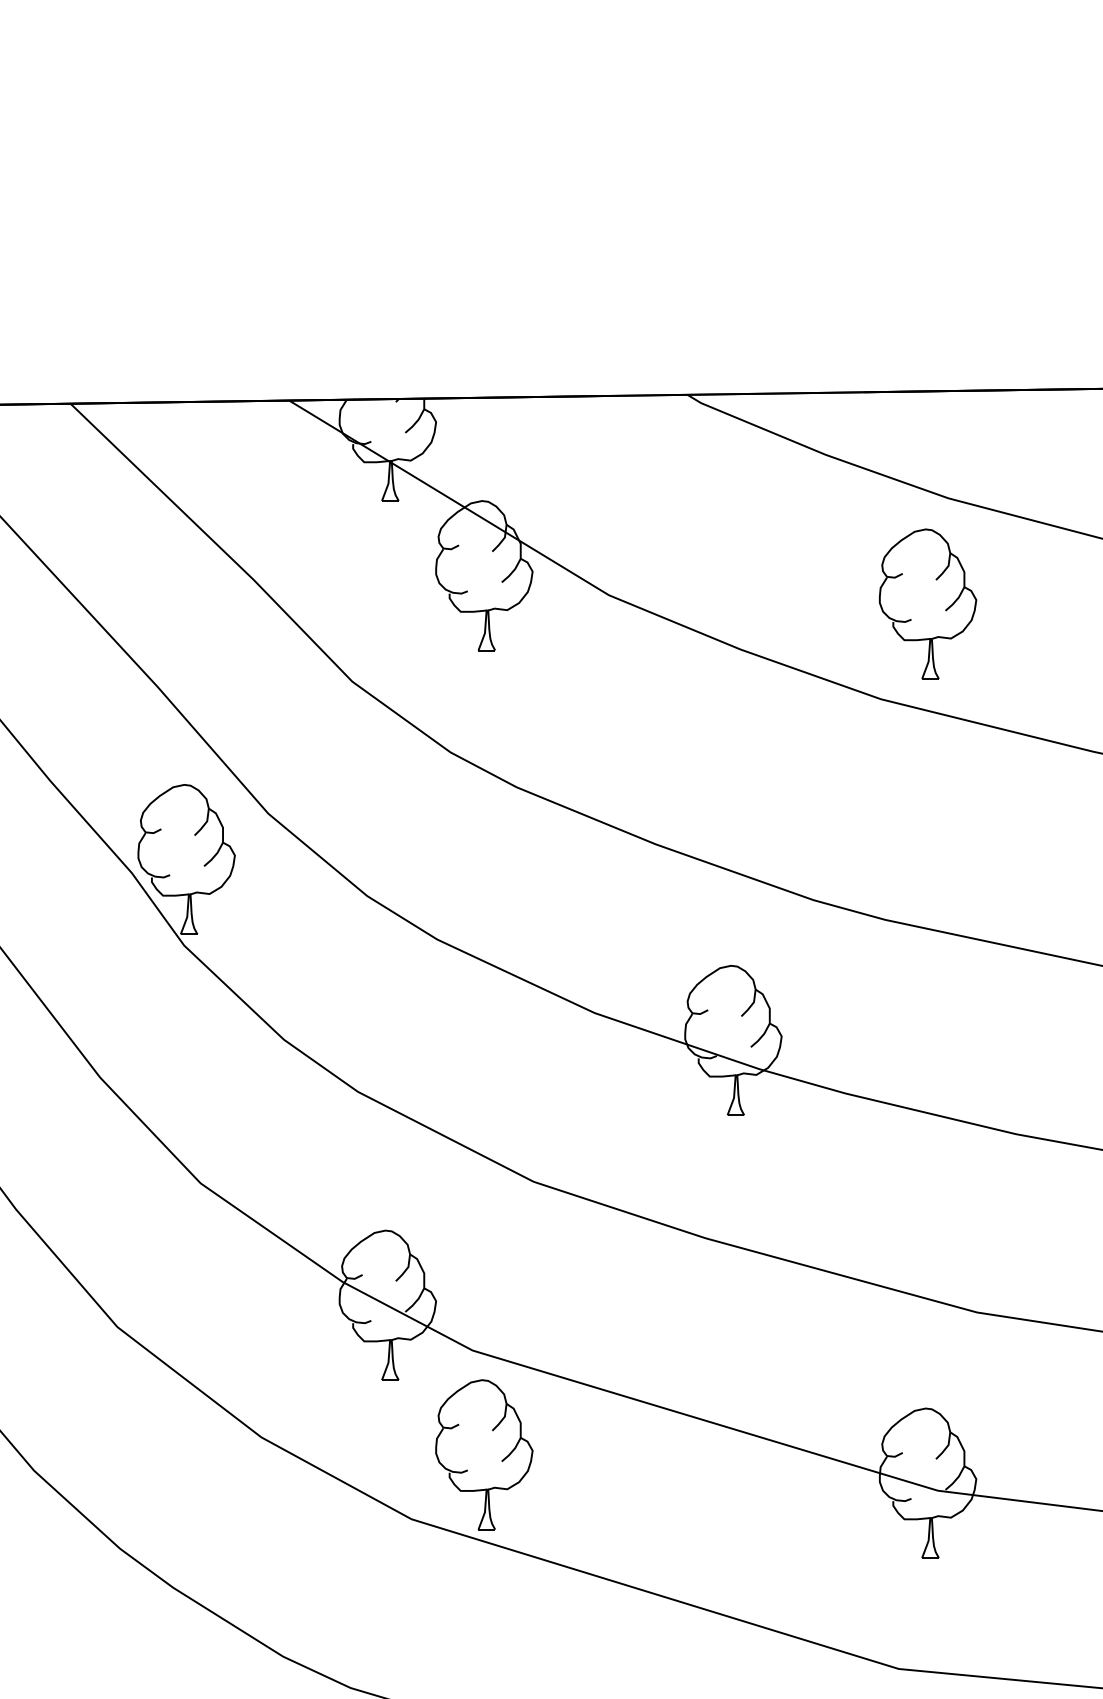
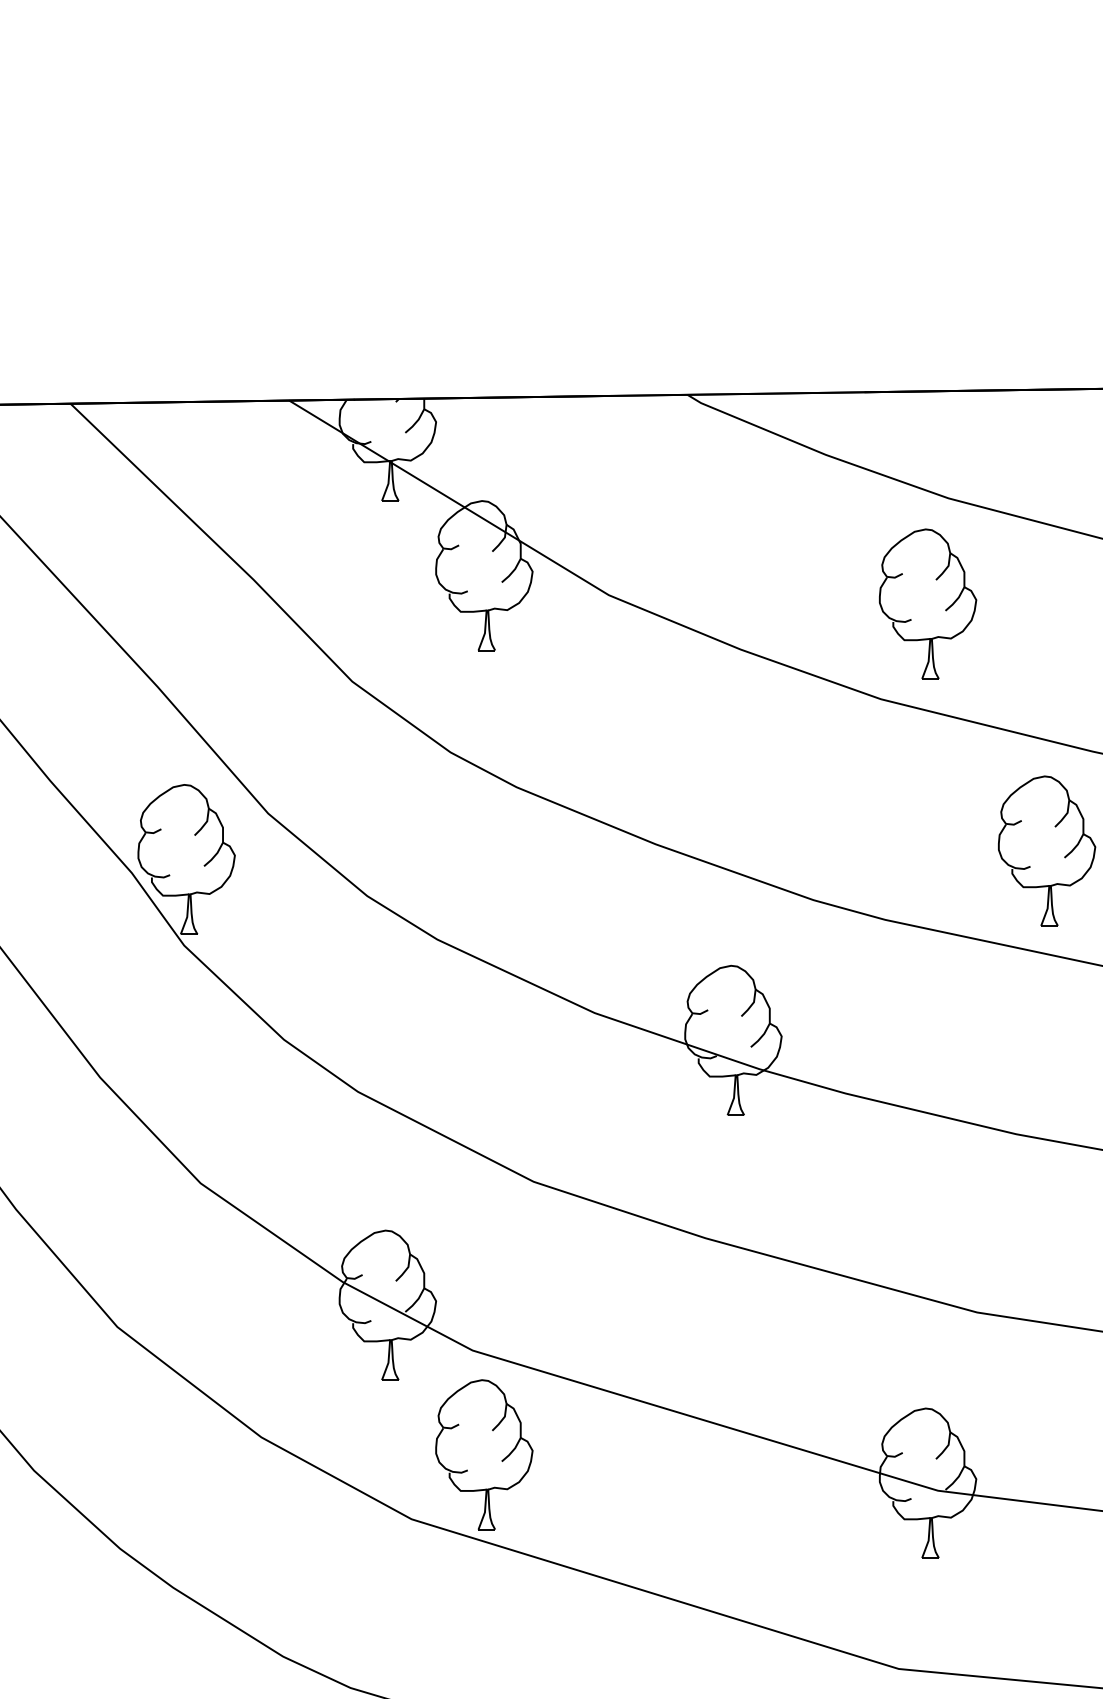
part: none -> present (1047, 850)
